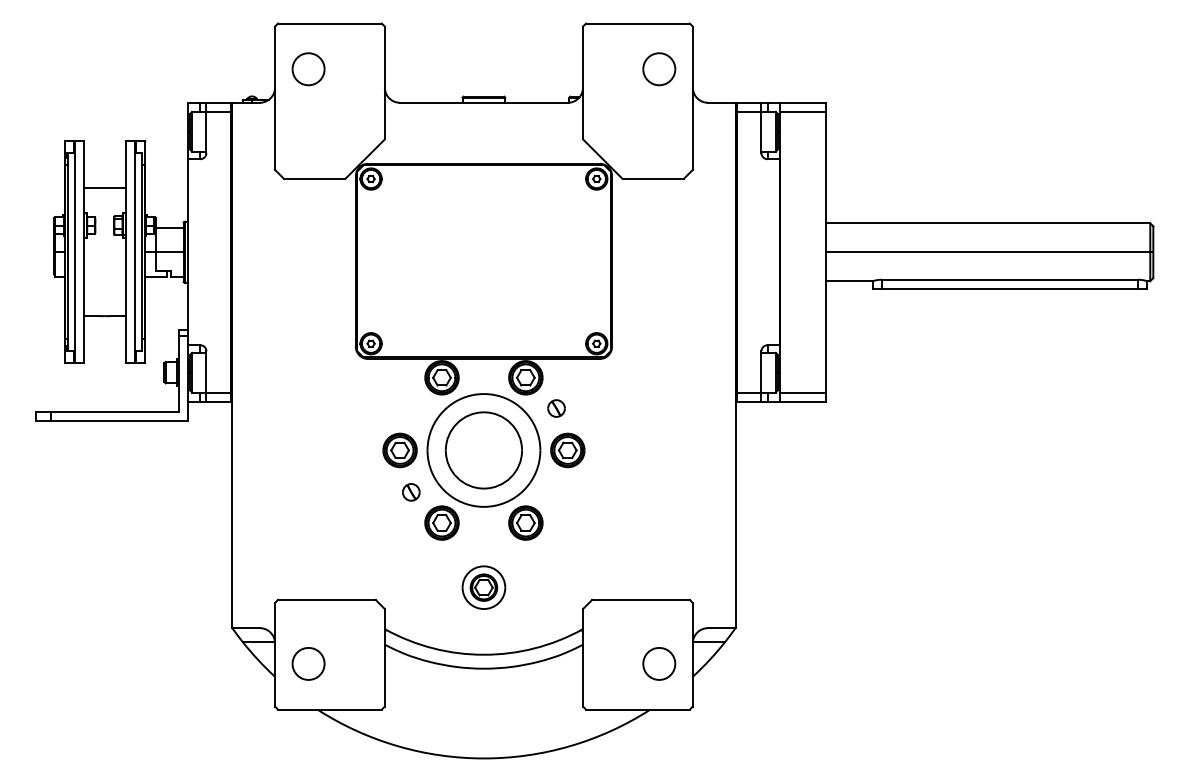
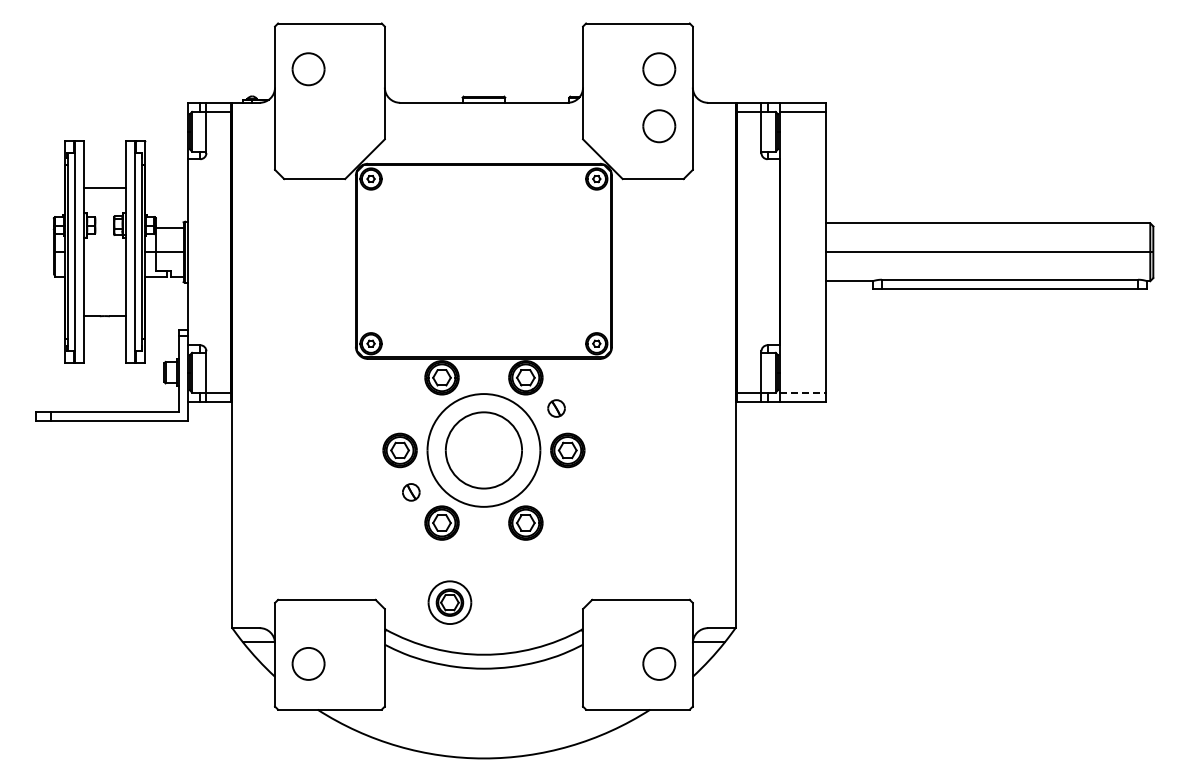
part: none -> present (659, 126)
line: solid -> dashed (802, 392)
part position: (483, 587) -> (449, 602) (449, 602)
